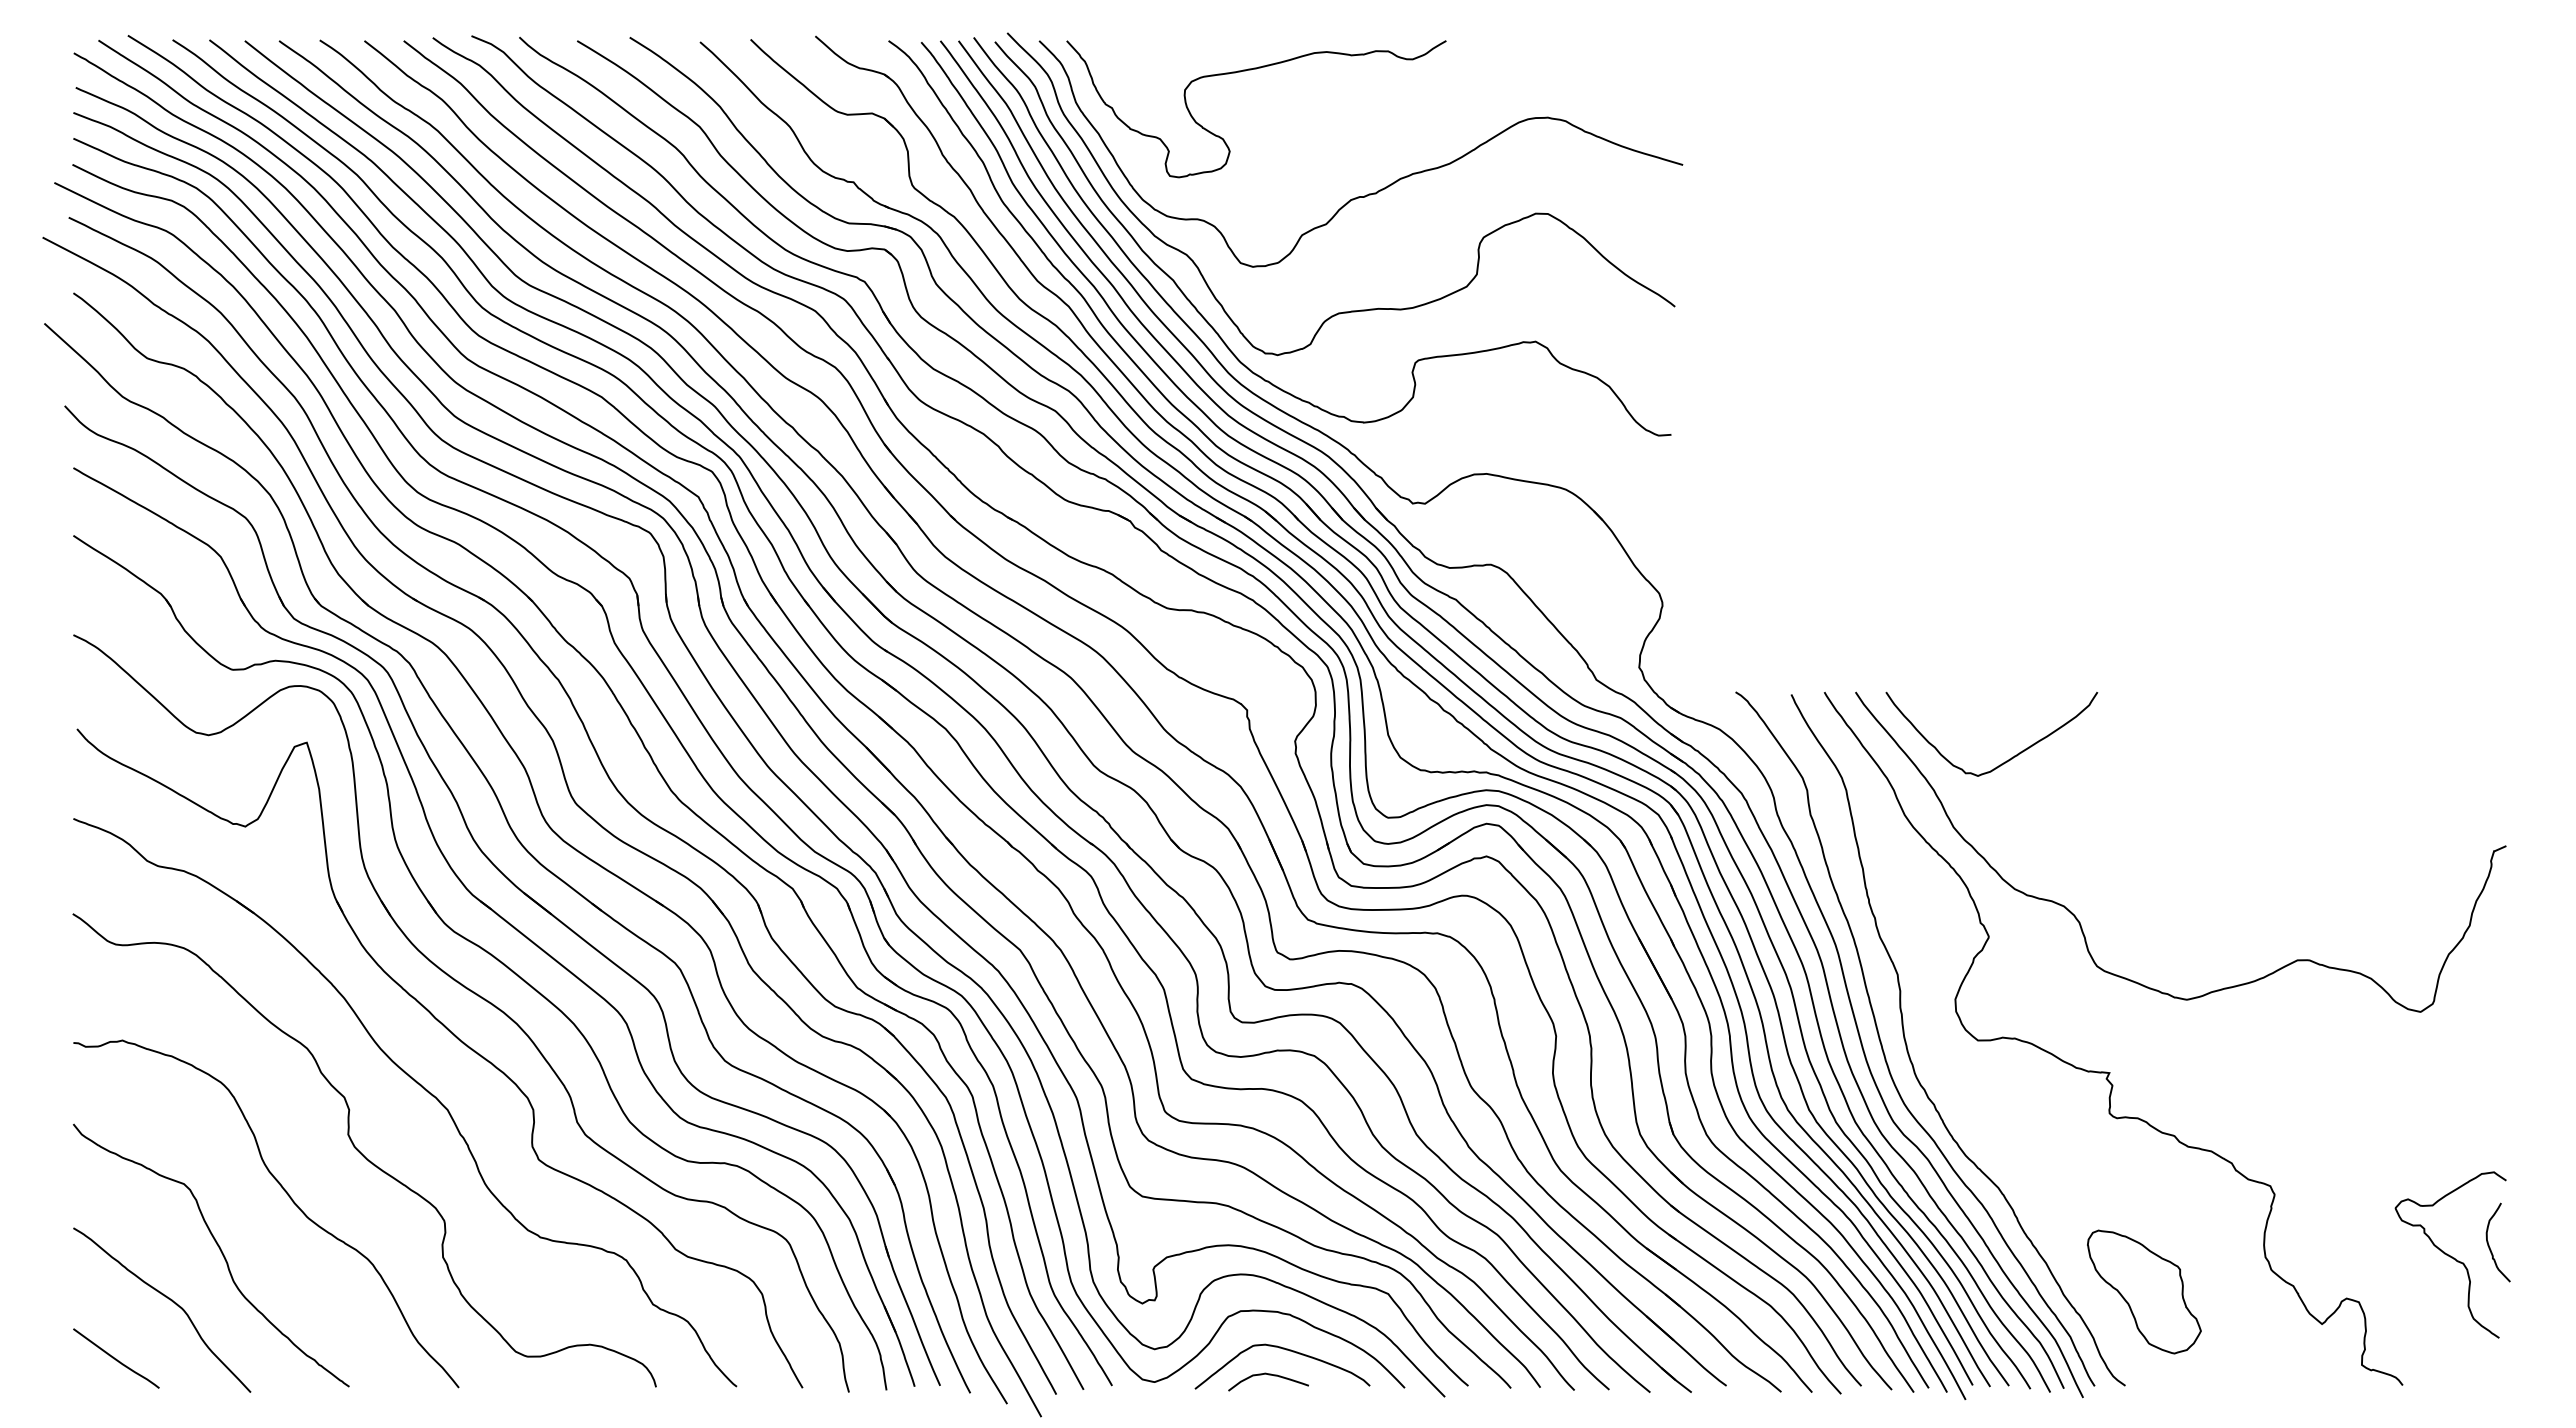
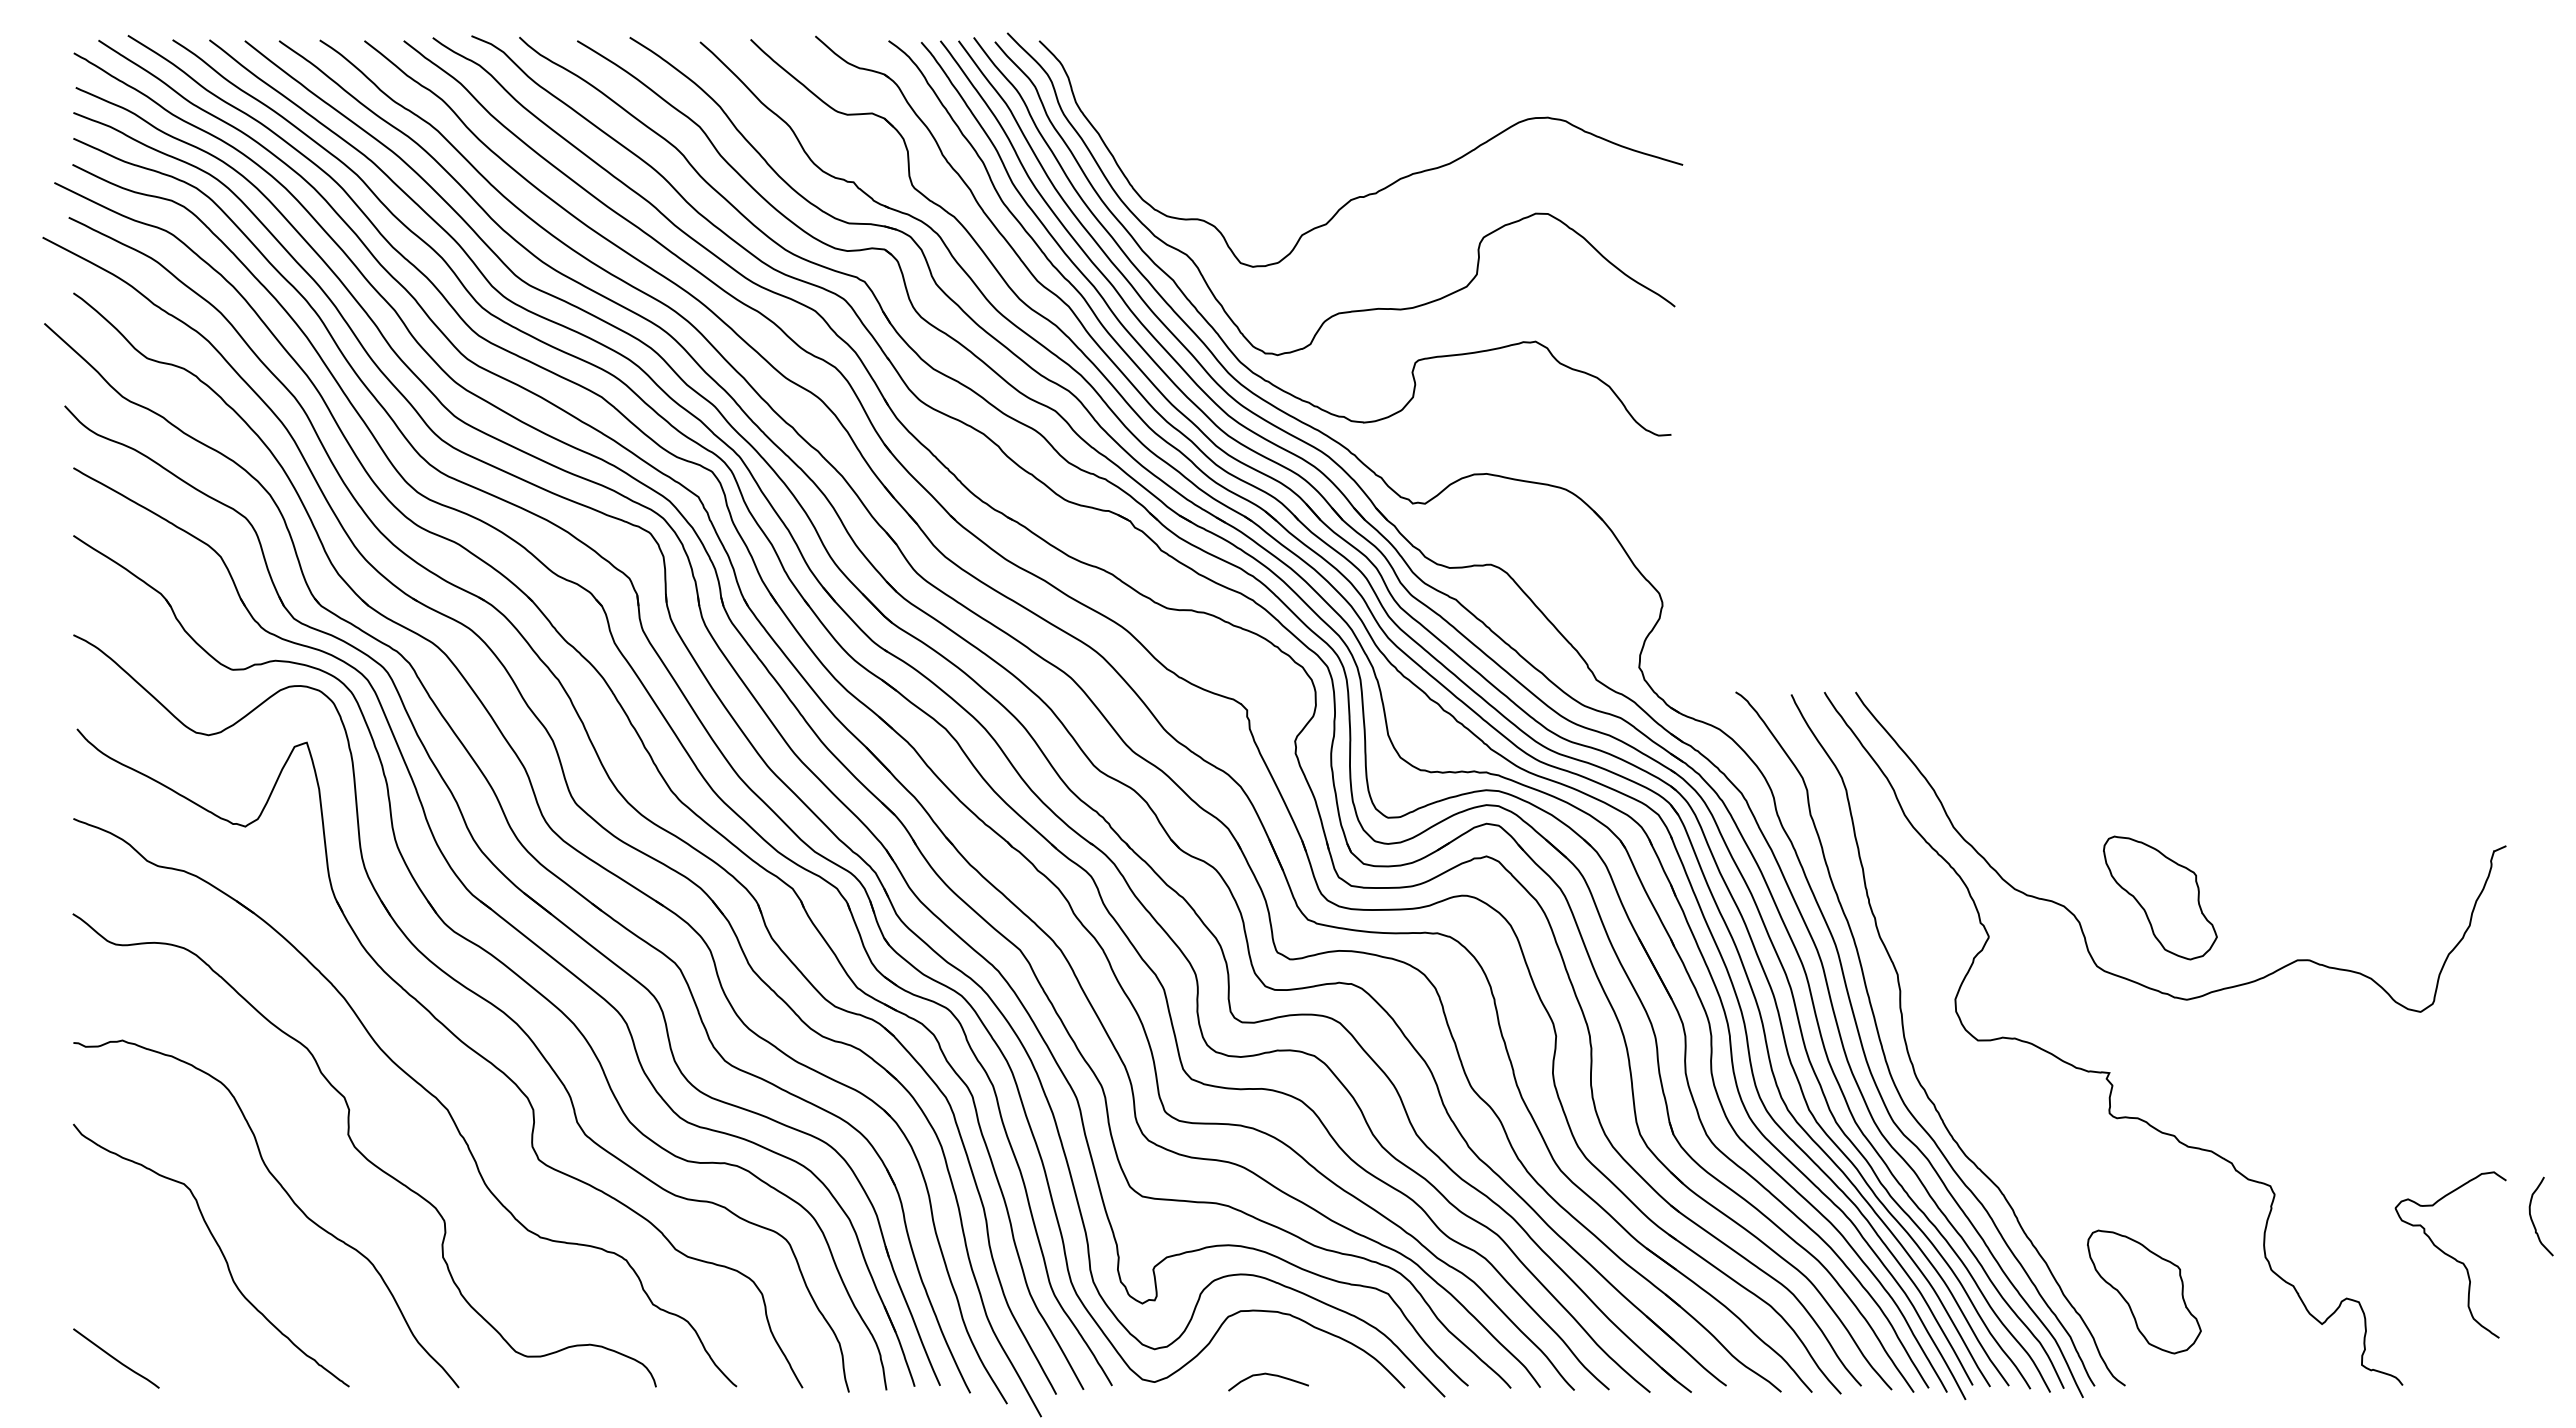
curve: present -> none (1251, 70)
curve: present -> none (2009, 758)
part: none -> present (2160, 897)
curve position: (2489, 1244) -> (2532, 1218) (2532, 1218)
curve: present -> none (168, 1299)
curve: present -> none (1286, 1350)
